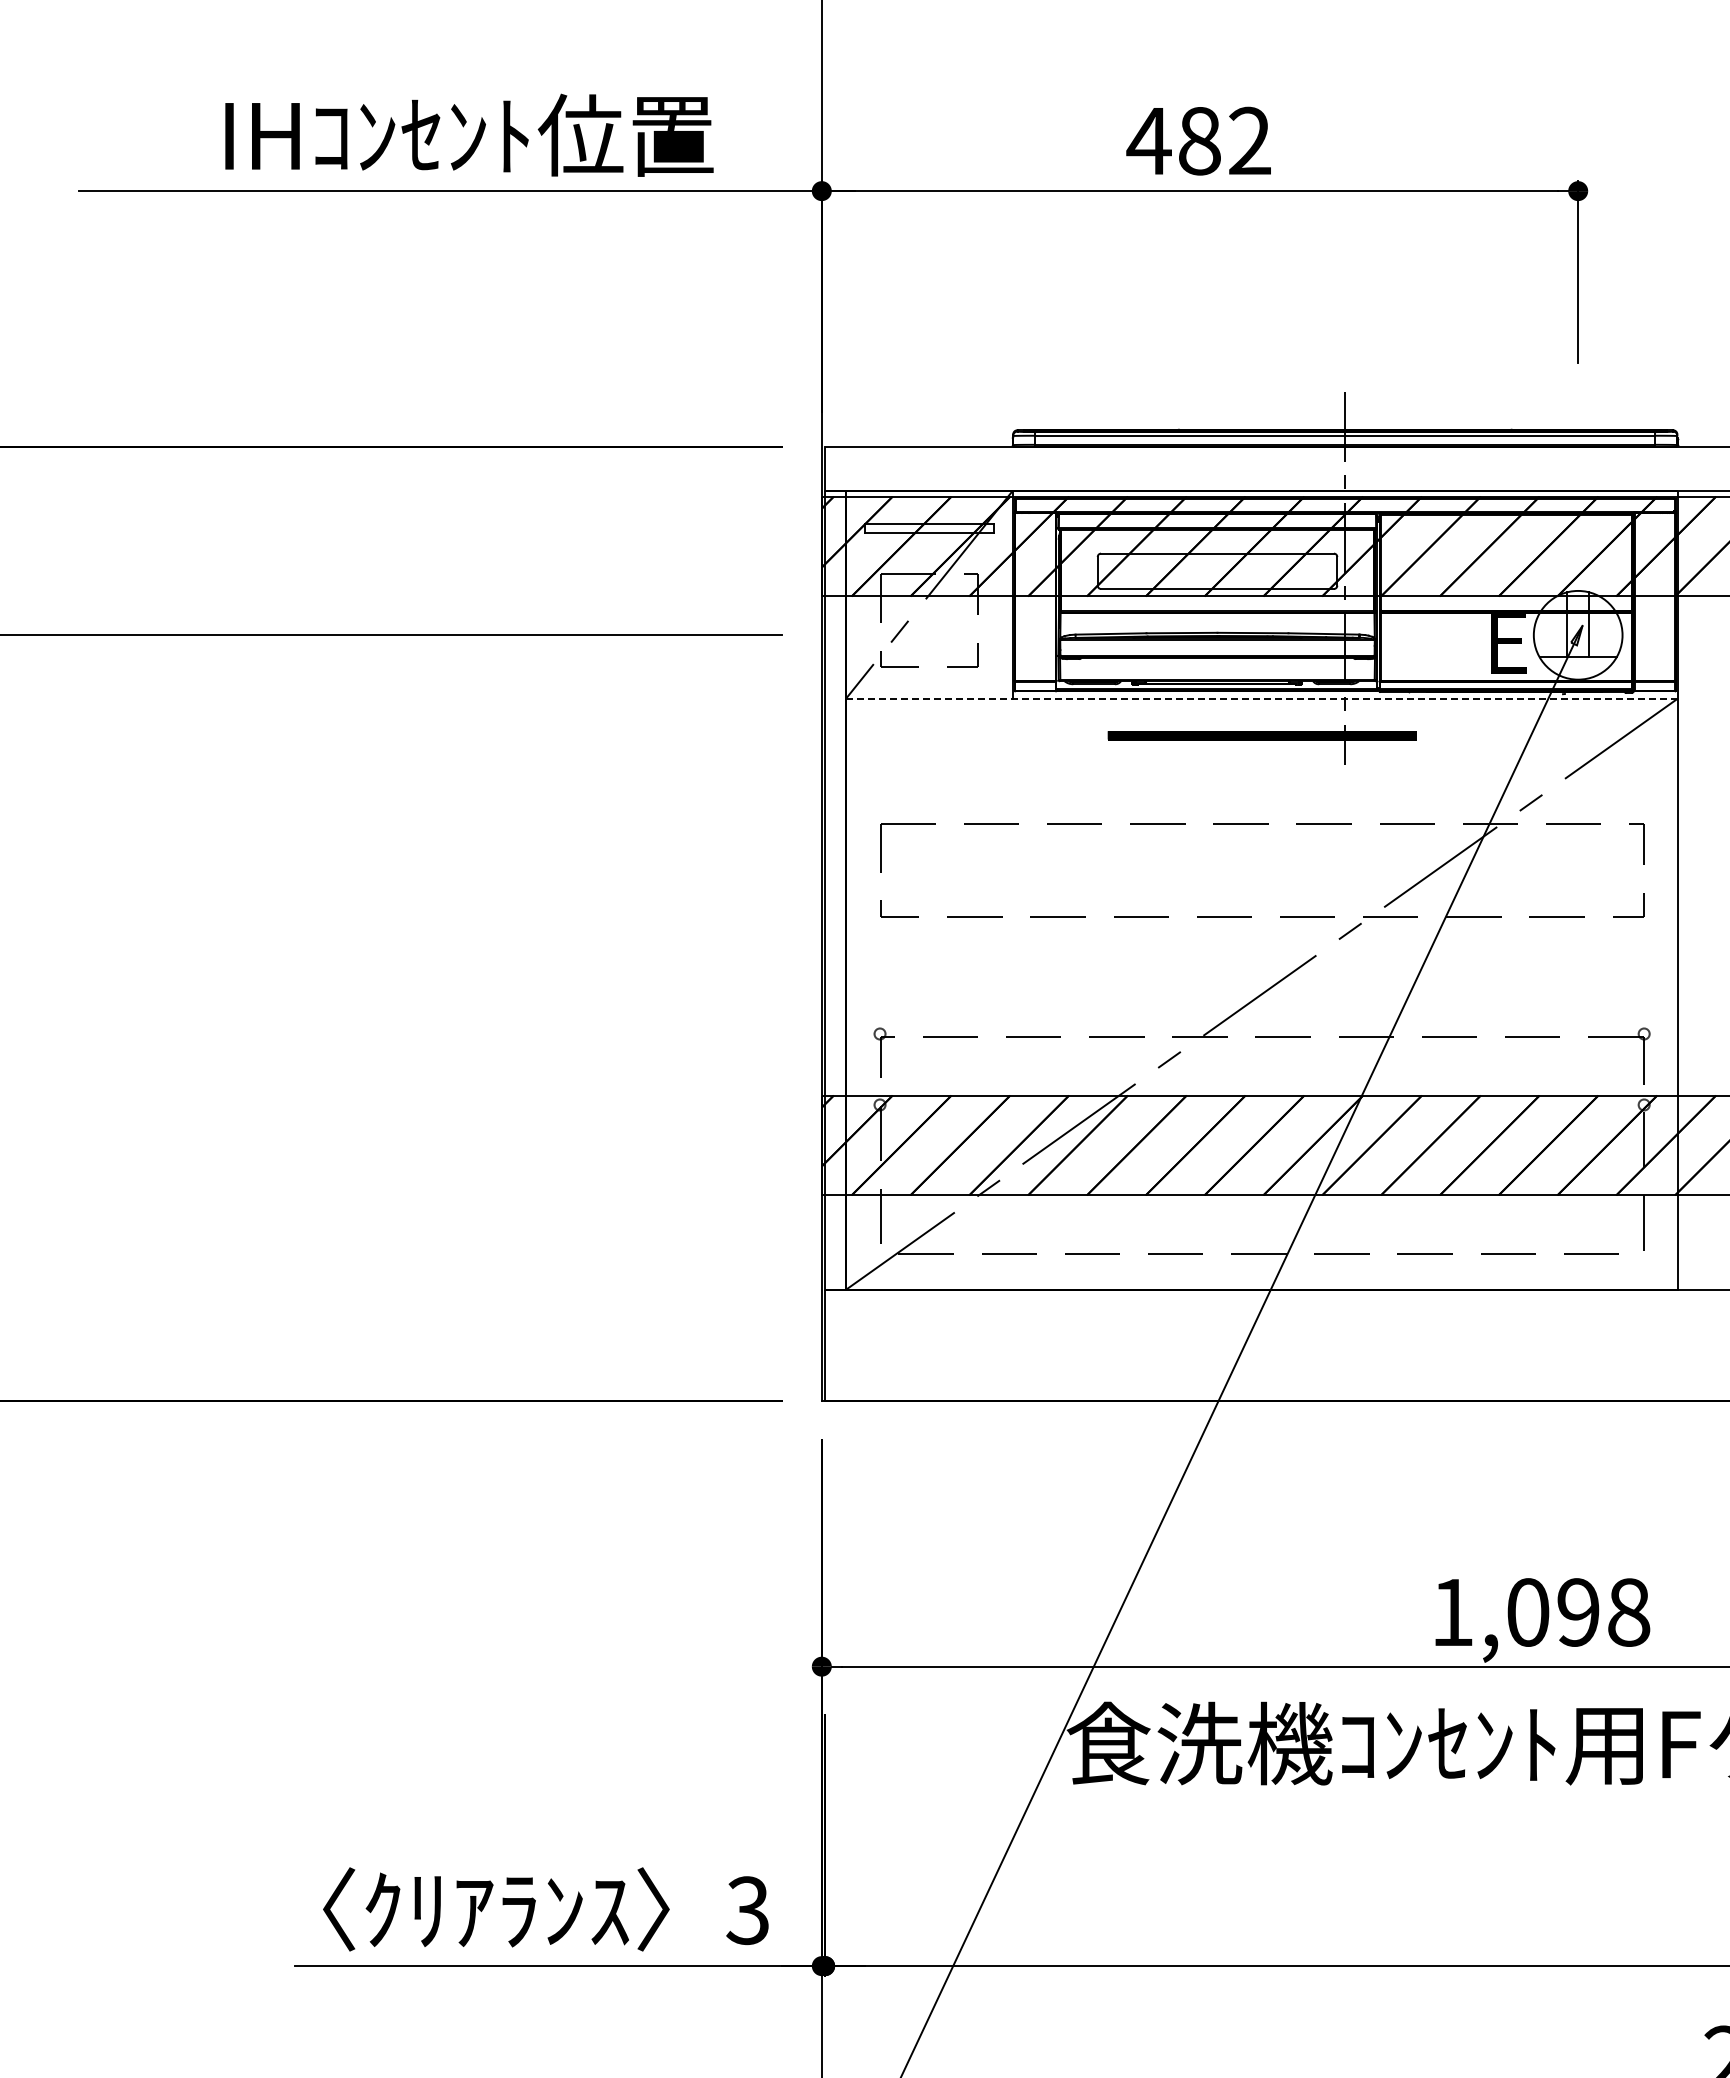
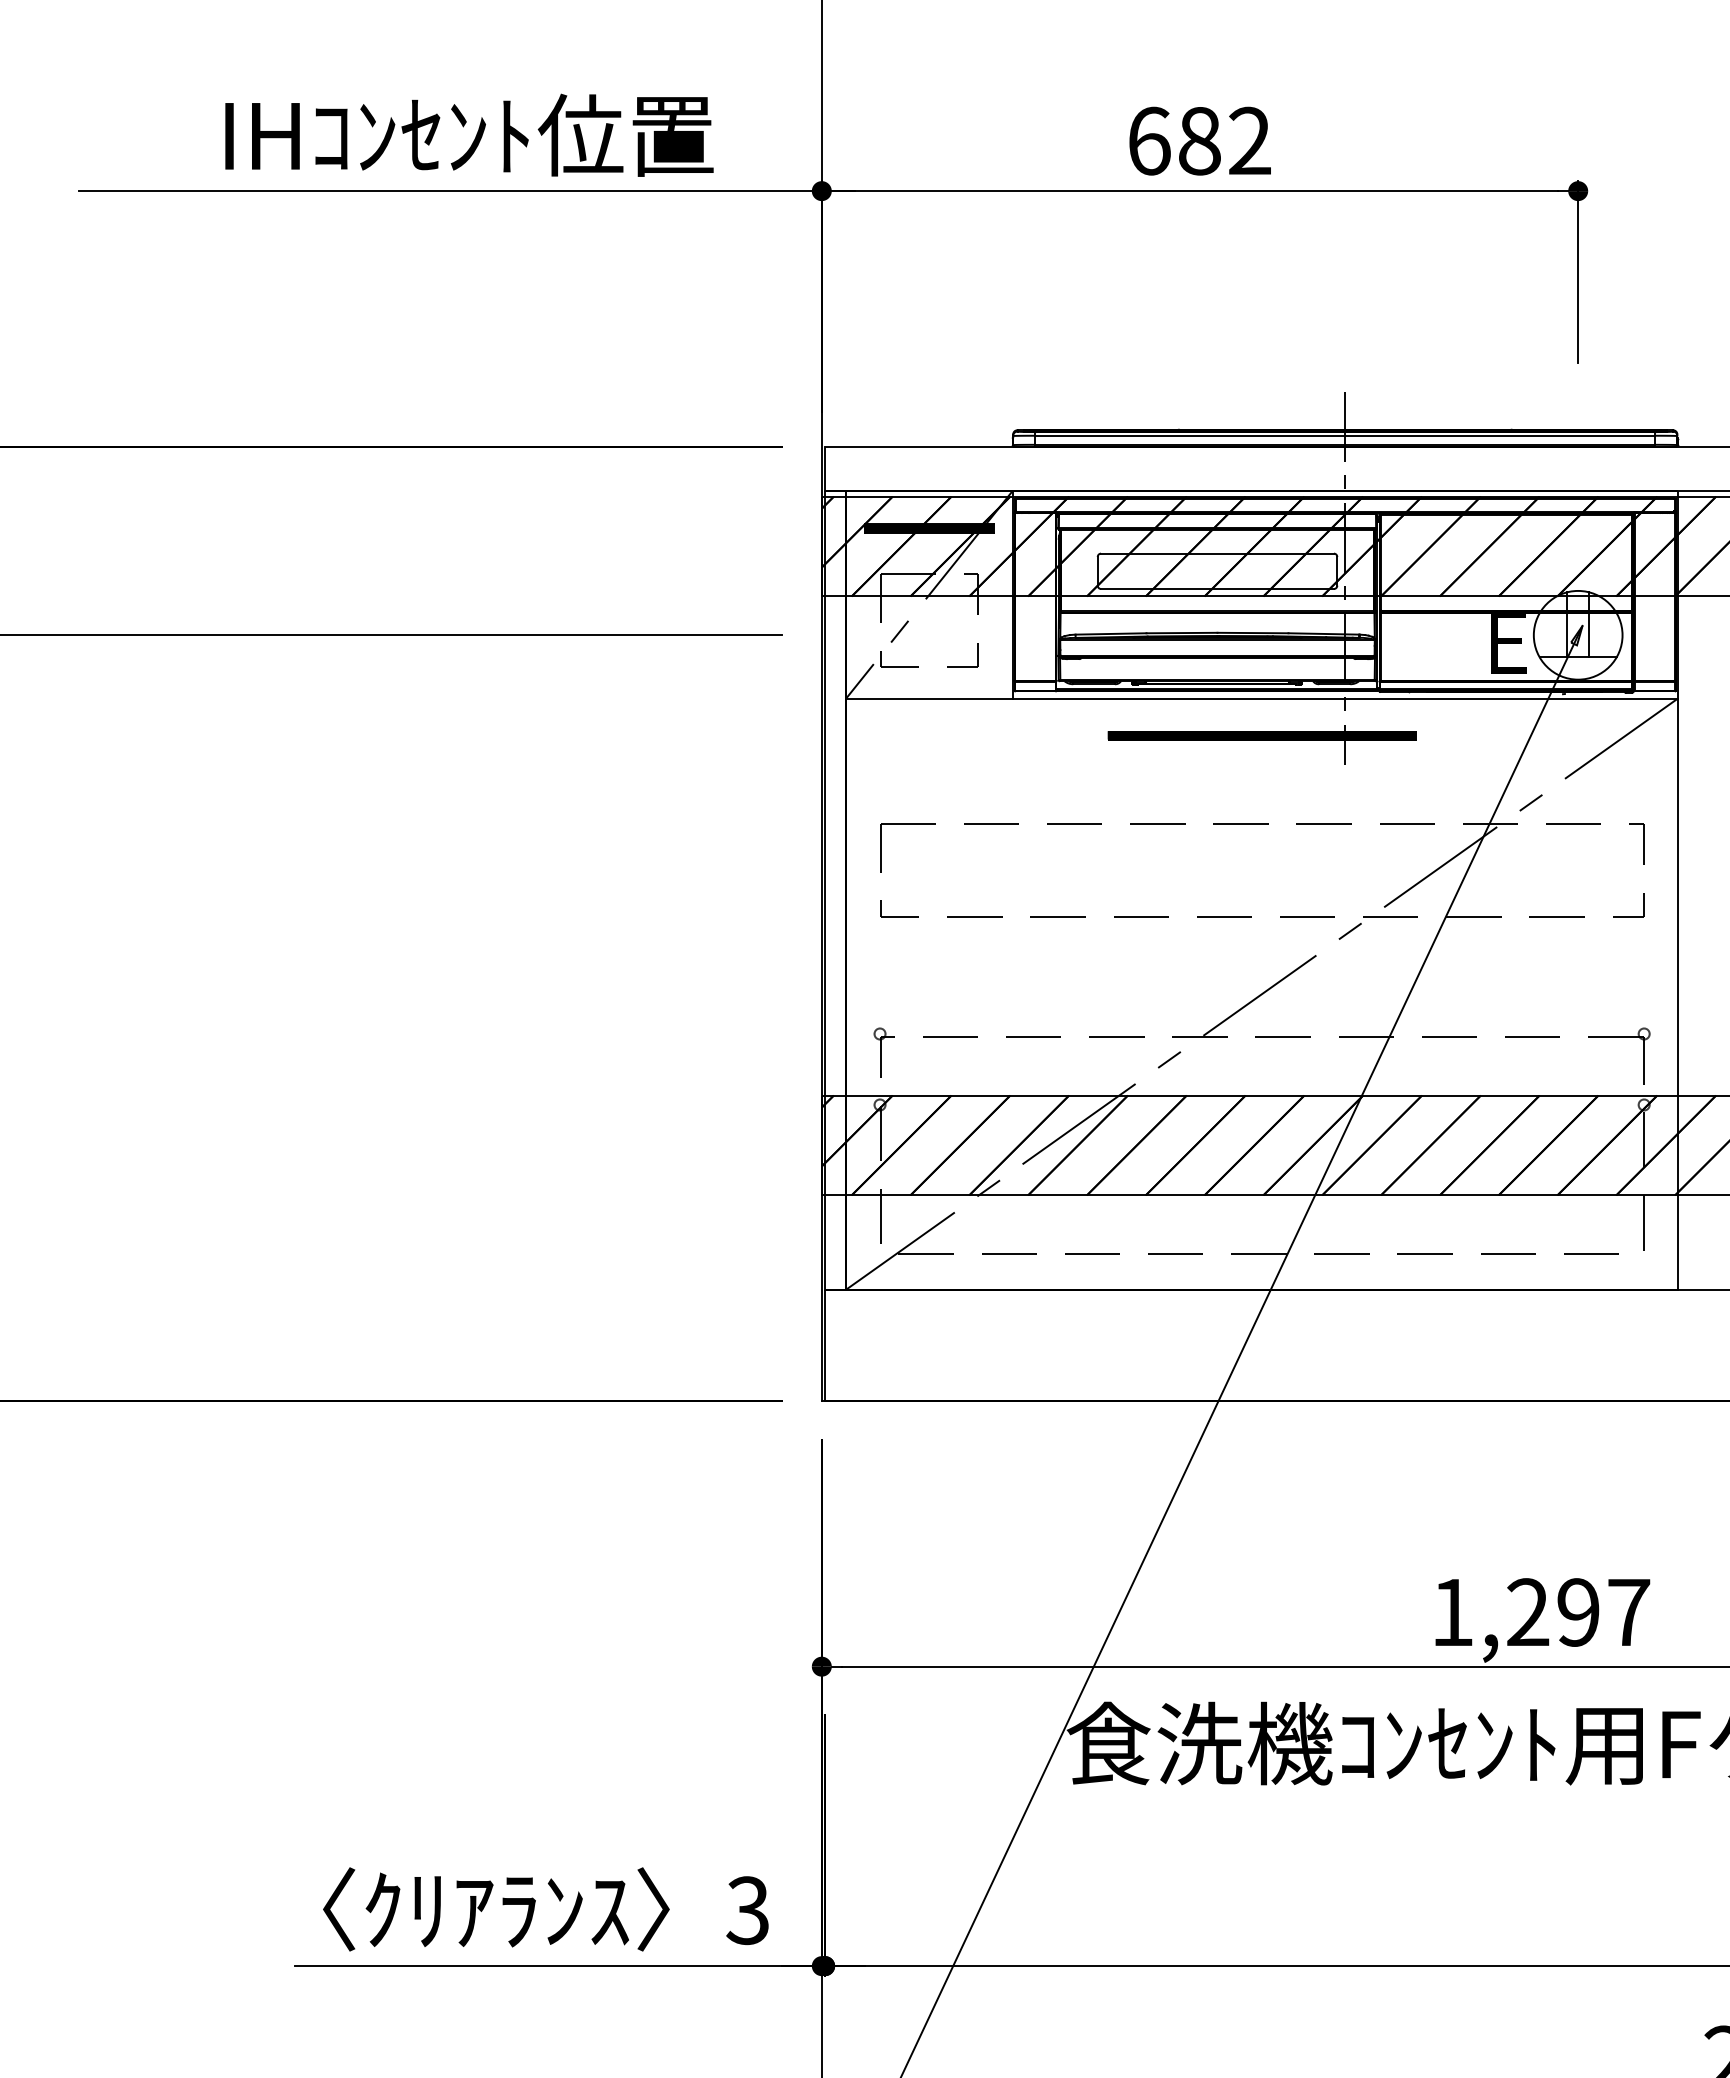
text: 482 -> 682 (1148, 140)
hatch: none -> present (929, 528)
line: dashed -> solid (1262, 698)
text: 1,098 -> 1,297 (1578, 1612)
